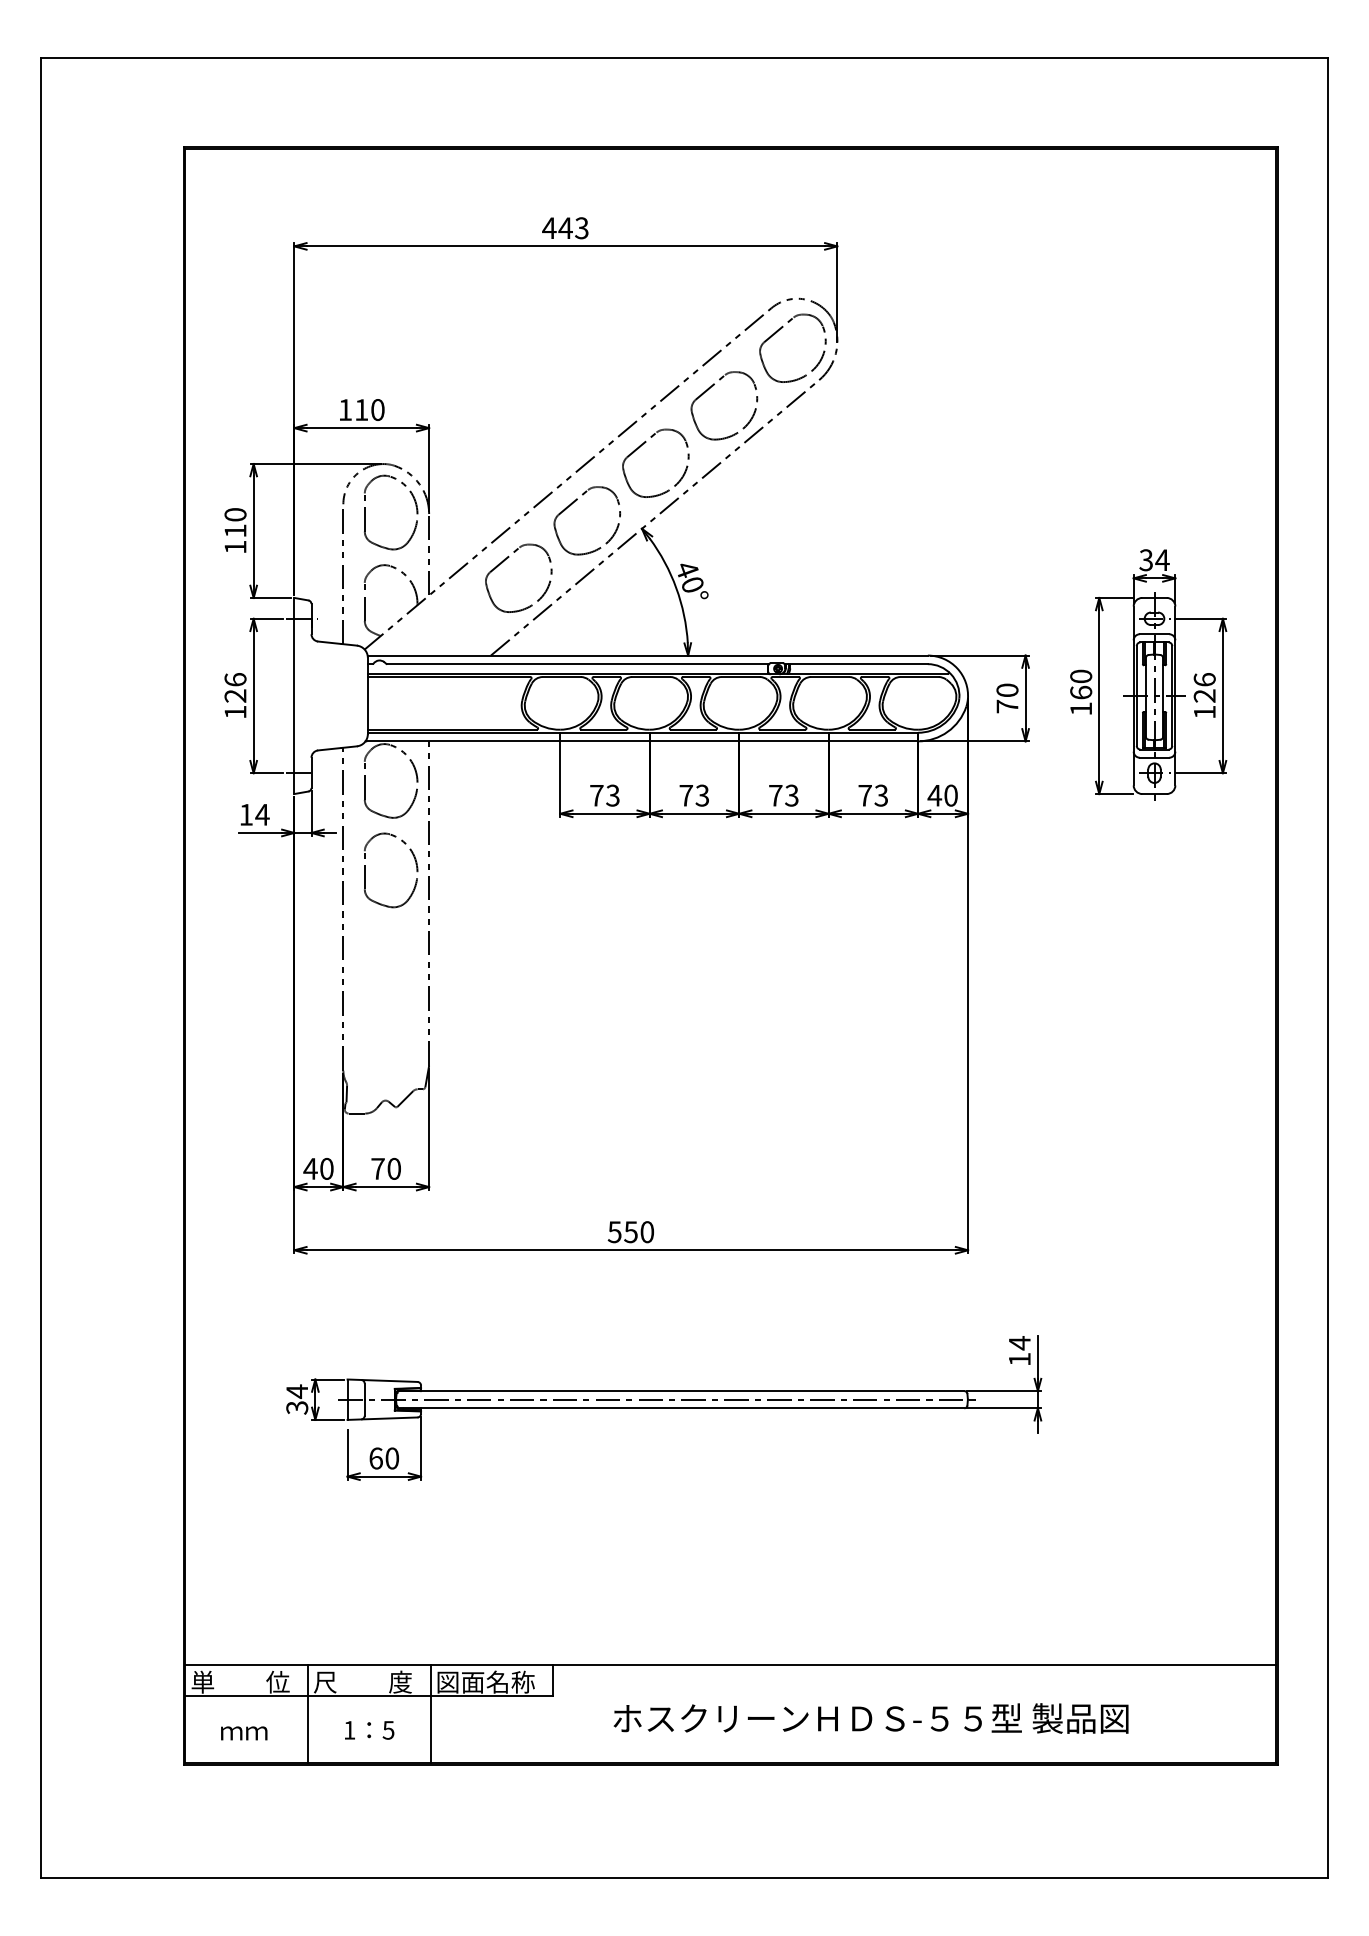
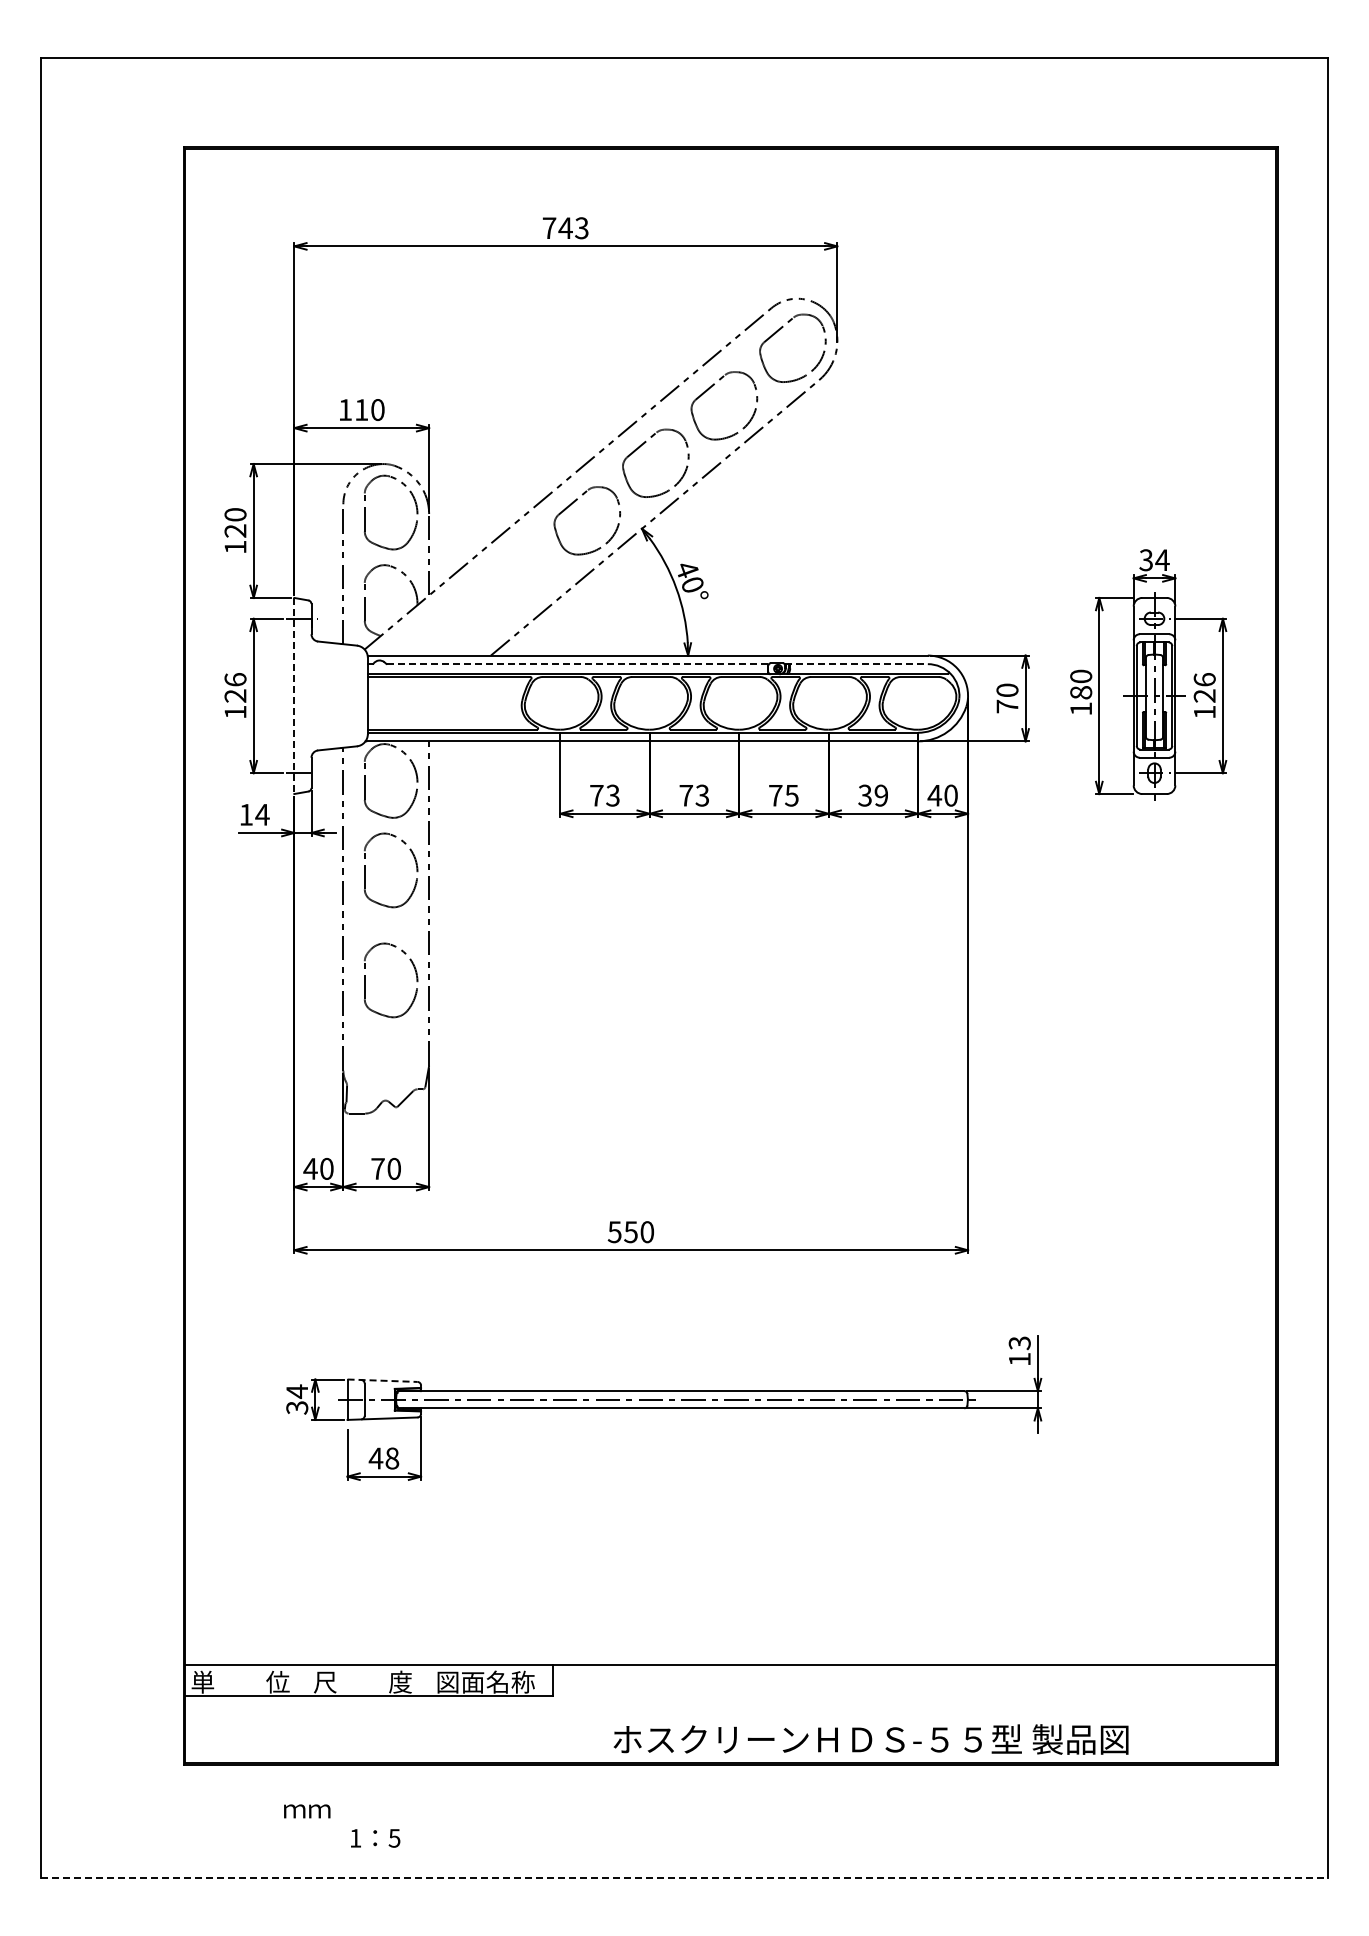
text: 443 -> 743 (549, 227)
text: 110 -> 120 (235, 530)
part: present -> none (503, 562)
line: solid -> dashed (578, 664)
line: solid -> dashed (856, 664)
text: 160 -> 180 (1081, 692)
line: solid -> dashed (294, 696)
text: 73 -> 75 (791, 795)
text: 73 -> 39 (872, 795)
part: none -> present (365, 980)
text: 14 -> 13 (1019, 1343)
line: solid -> dashed (383, 1380)
text: 60 -> 48 (383, 1458)
line: present -> none (307, 1714)
line: present -> none (430, 1714)
text position: (870, 1718) -> (870, 1739) (870, 1739)
text position: (369, 1730) -> (375, 1838) (375, 1838)
text position: (244, 1733) -> (307, 1811) (307, 1811)
line: solid -> dashed (684, 1877)
